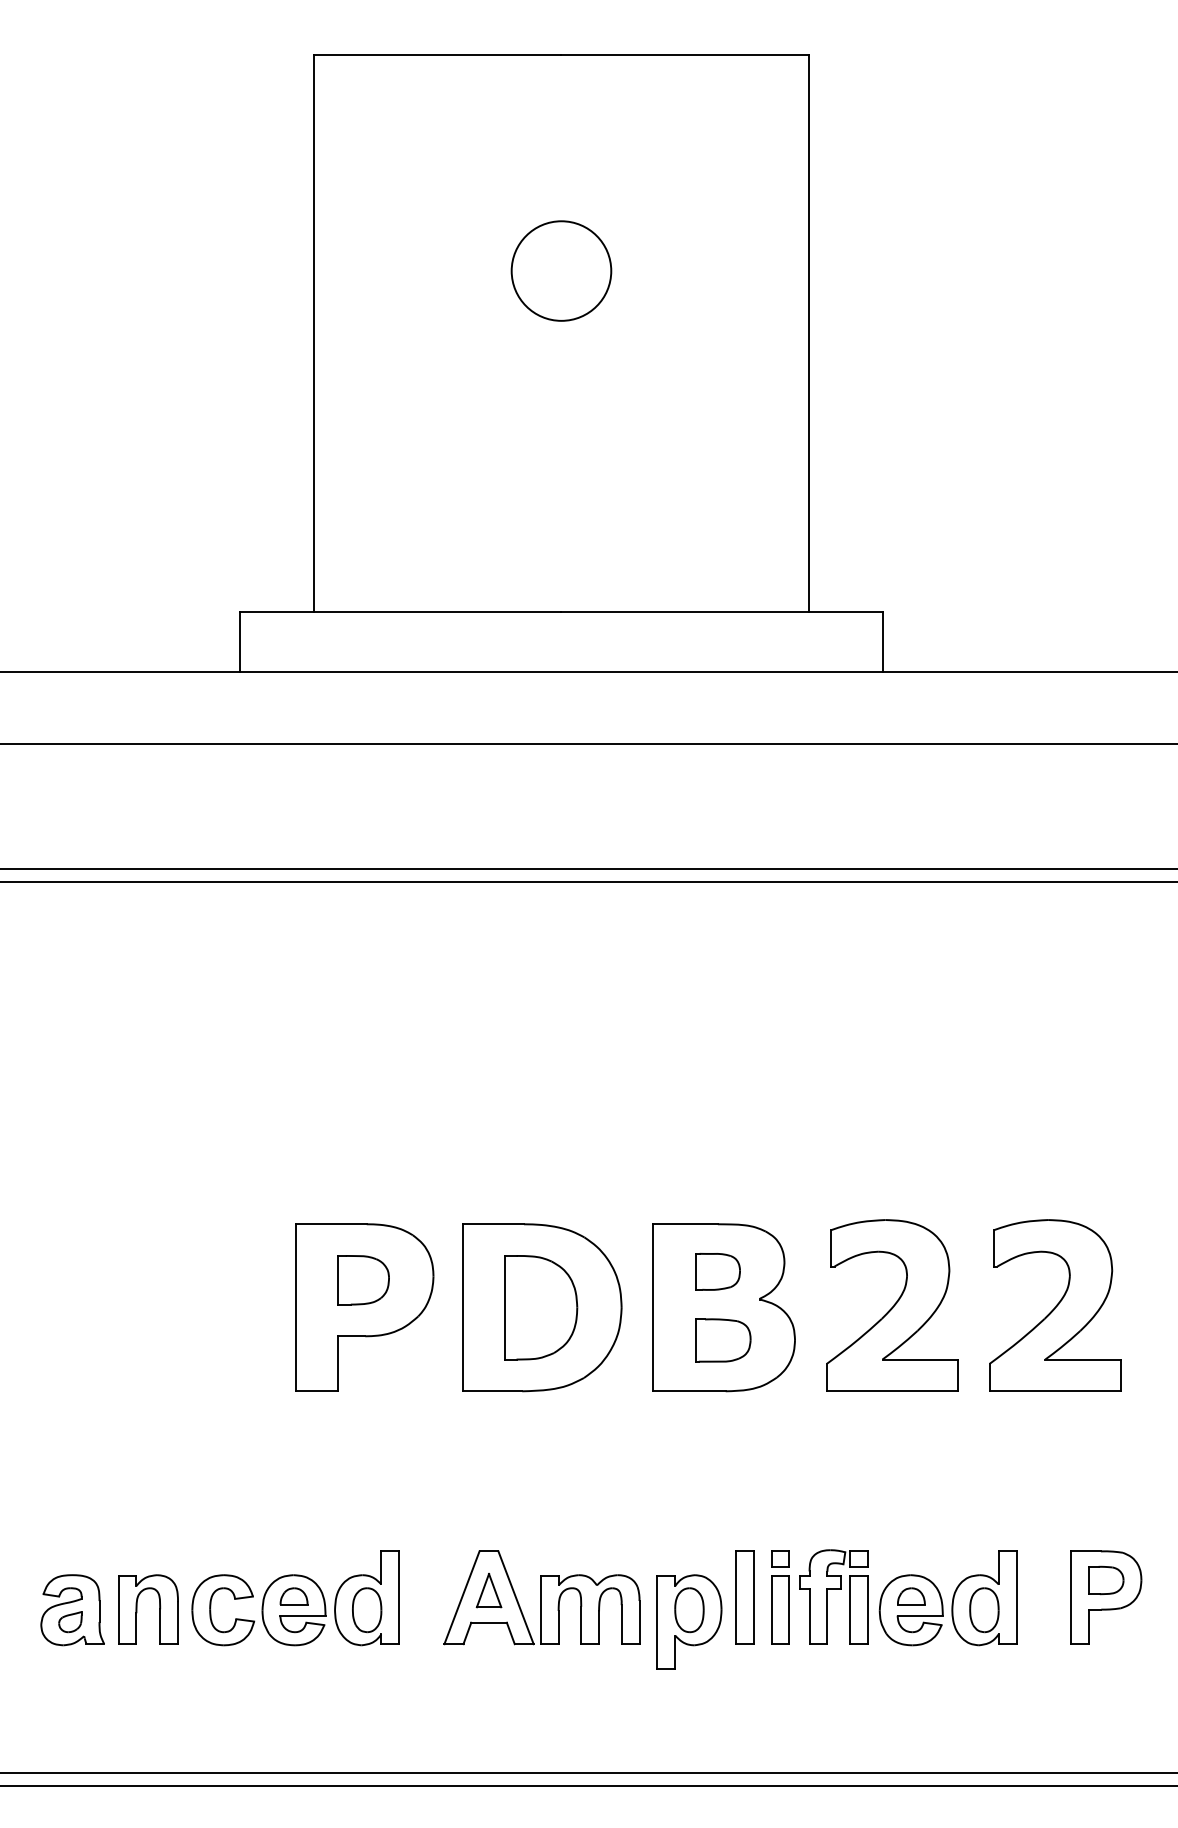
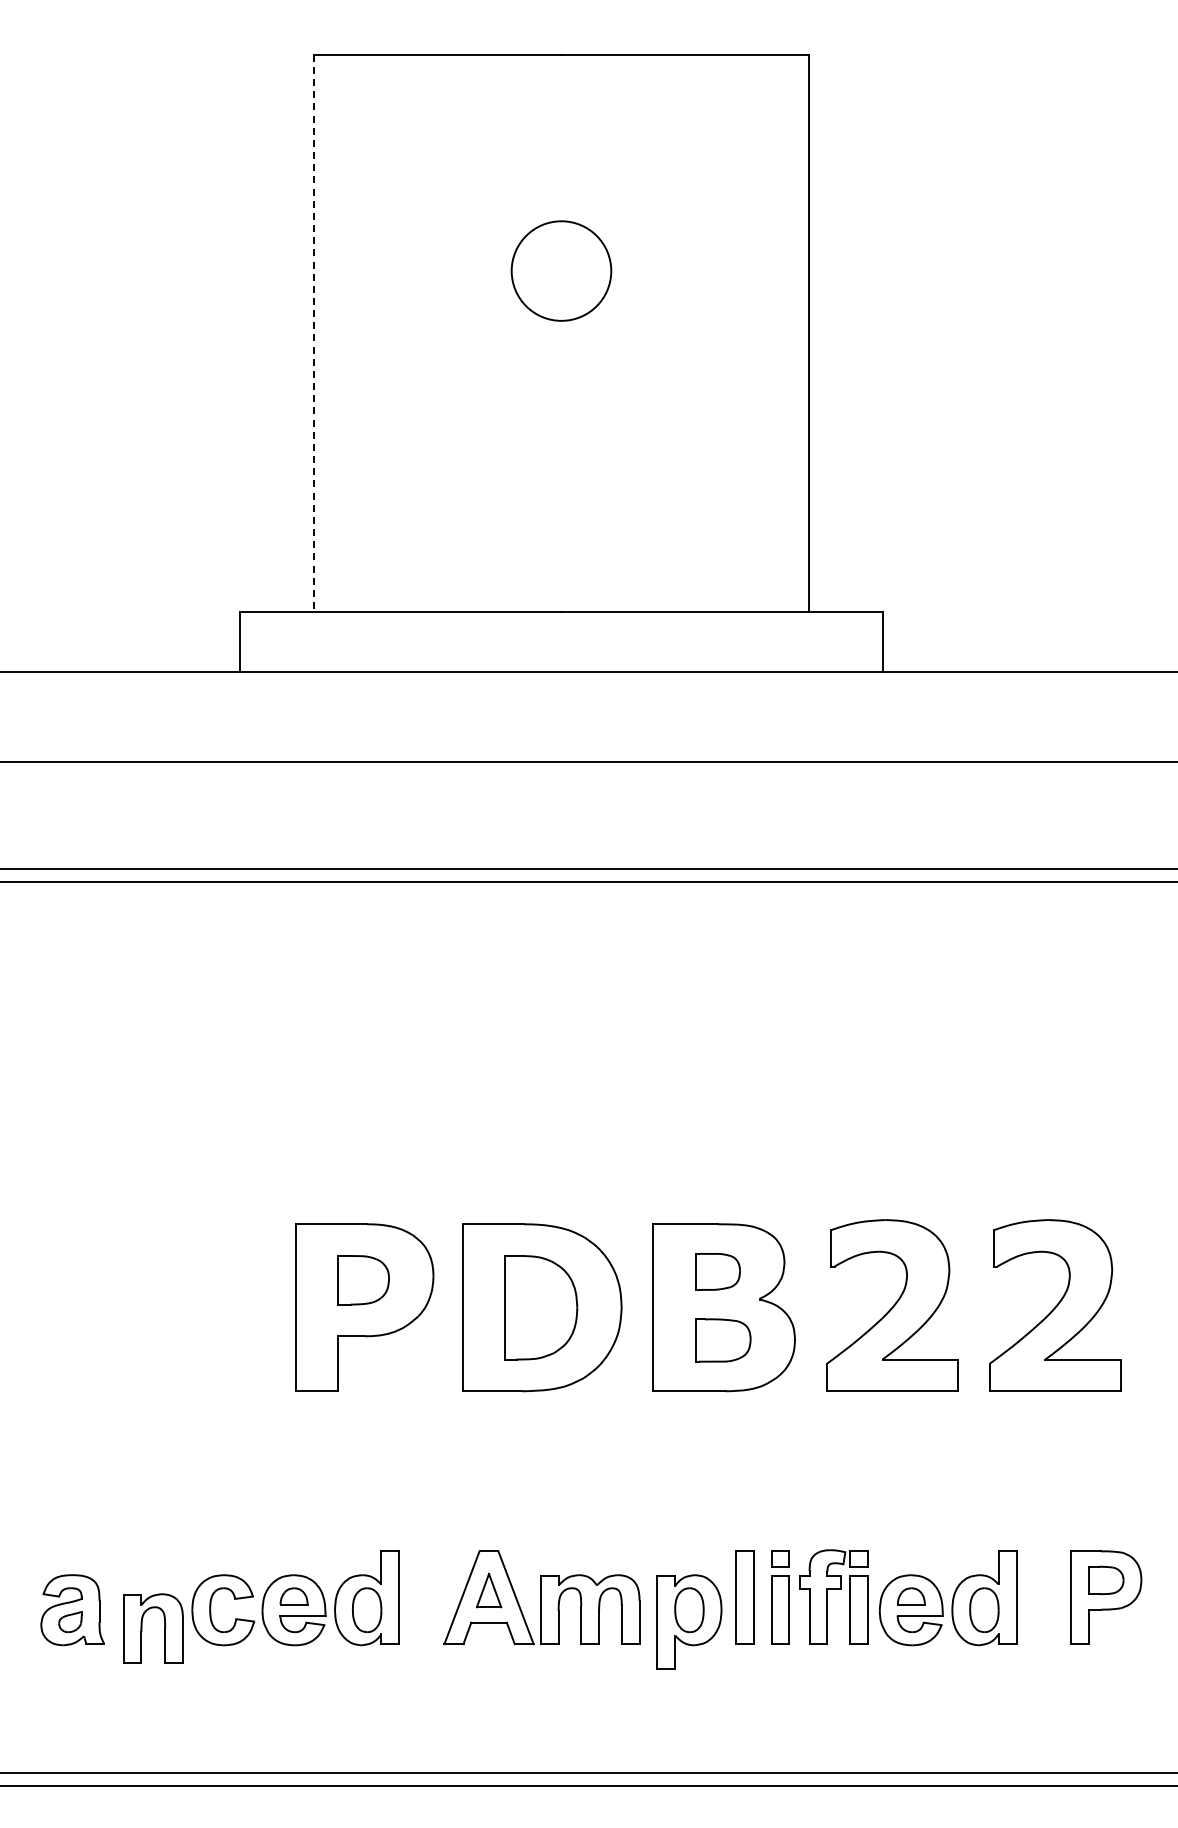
line: solid -> dashed (313, 333)
line position: (588, 744) -> (588, 762) (588, 762)
part position: (137, 1609) -> (142, 1628) (142, 1628)
